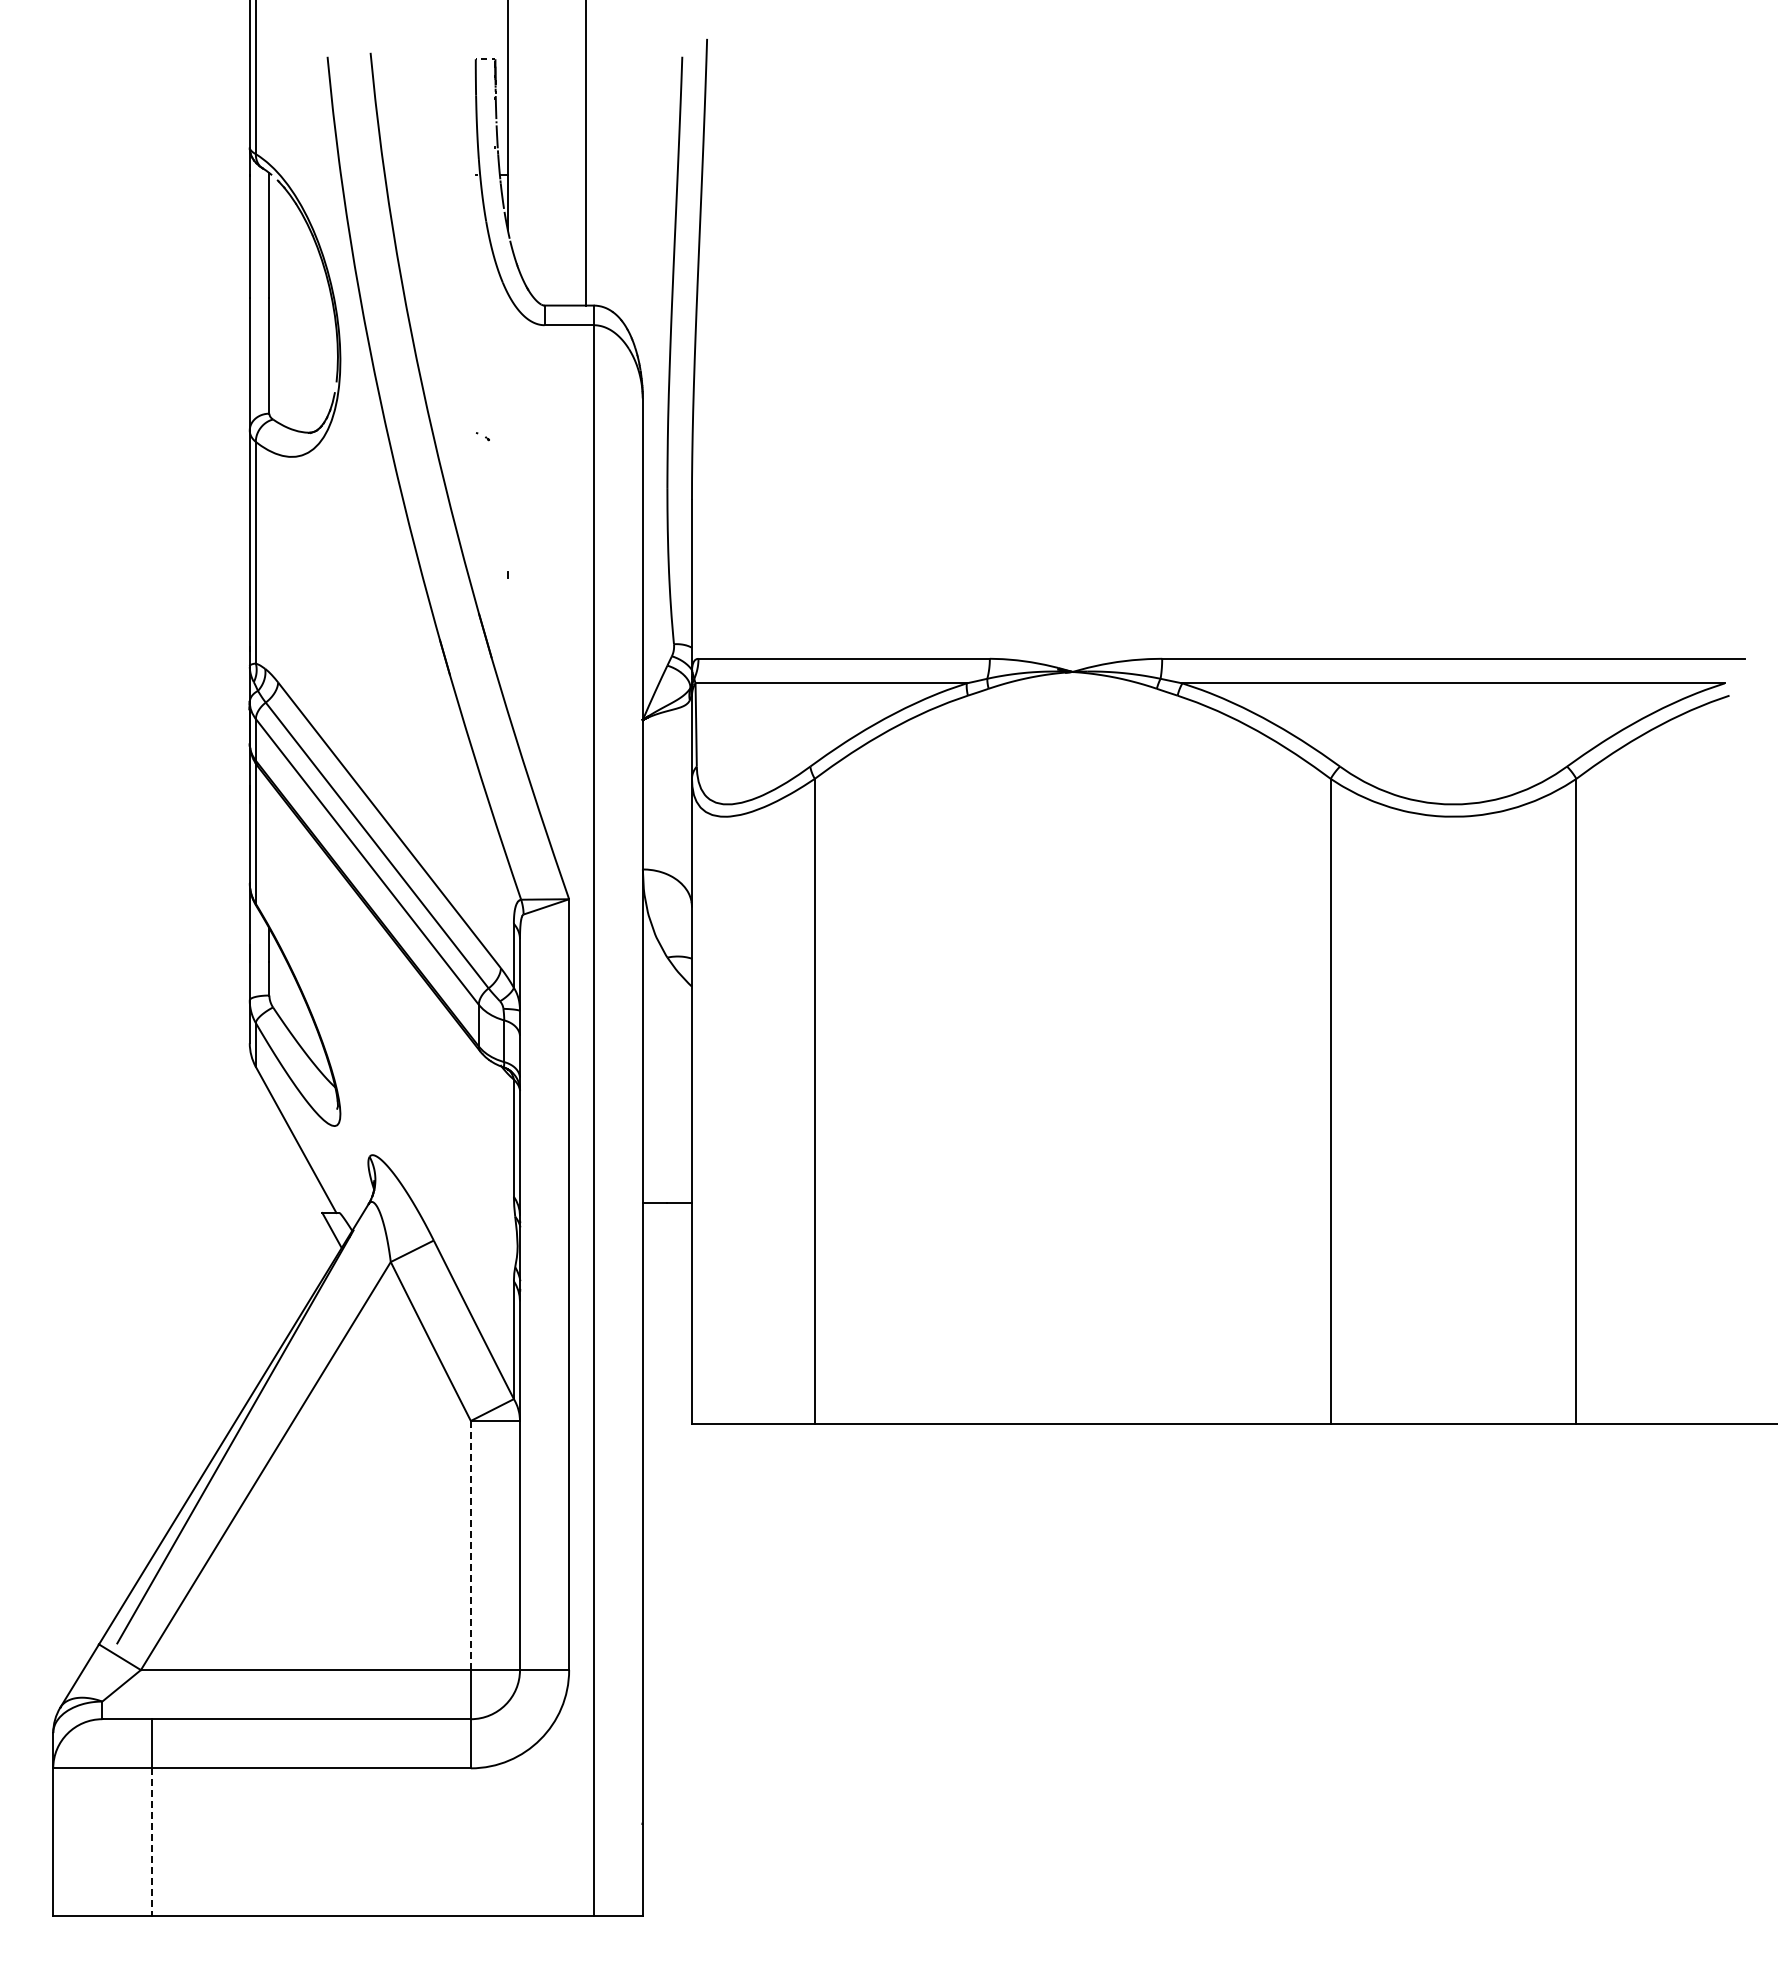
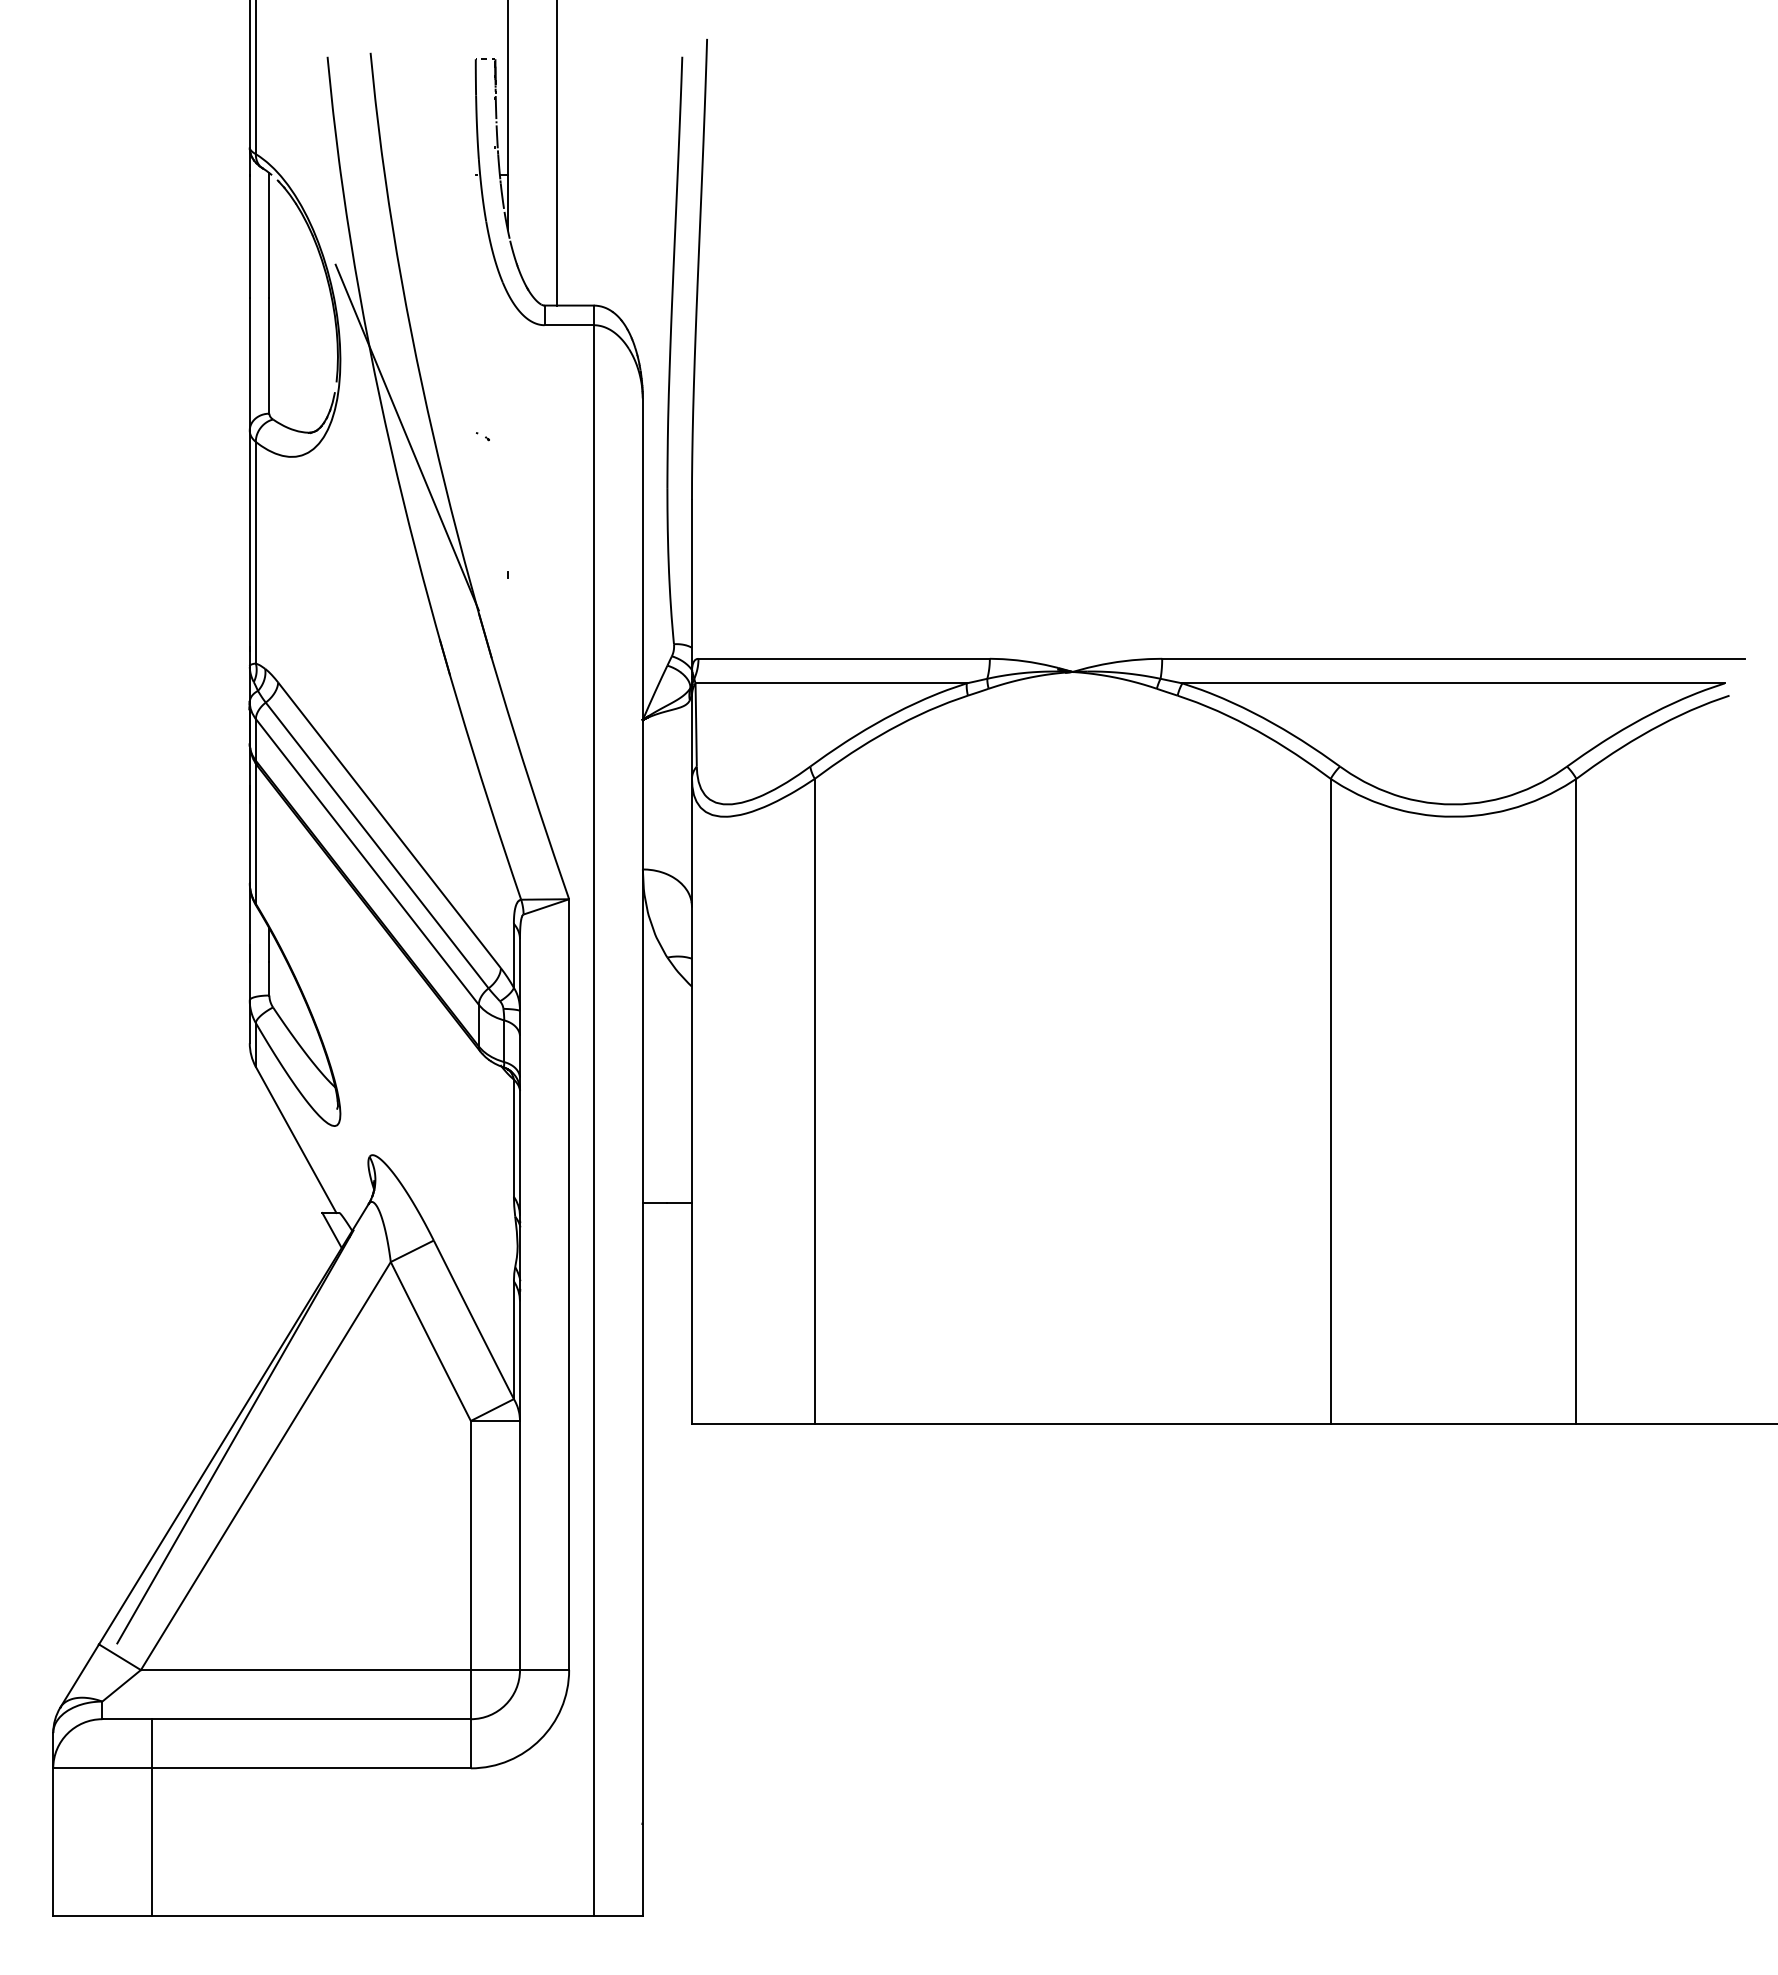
line position: (585, 153) -> (556, 153) (556, 153)
line: none -> present (406, 437)
line: dashed -> solid (470, 1545)
line: dashed -> solid (151, 1842)
